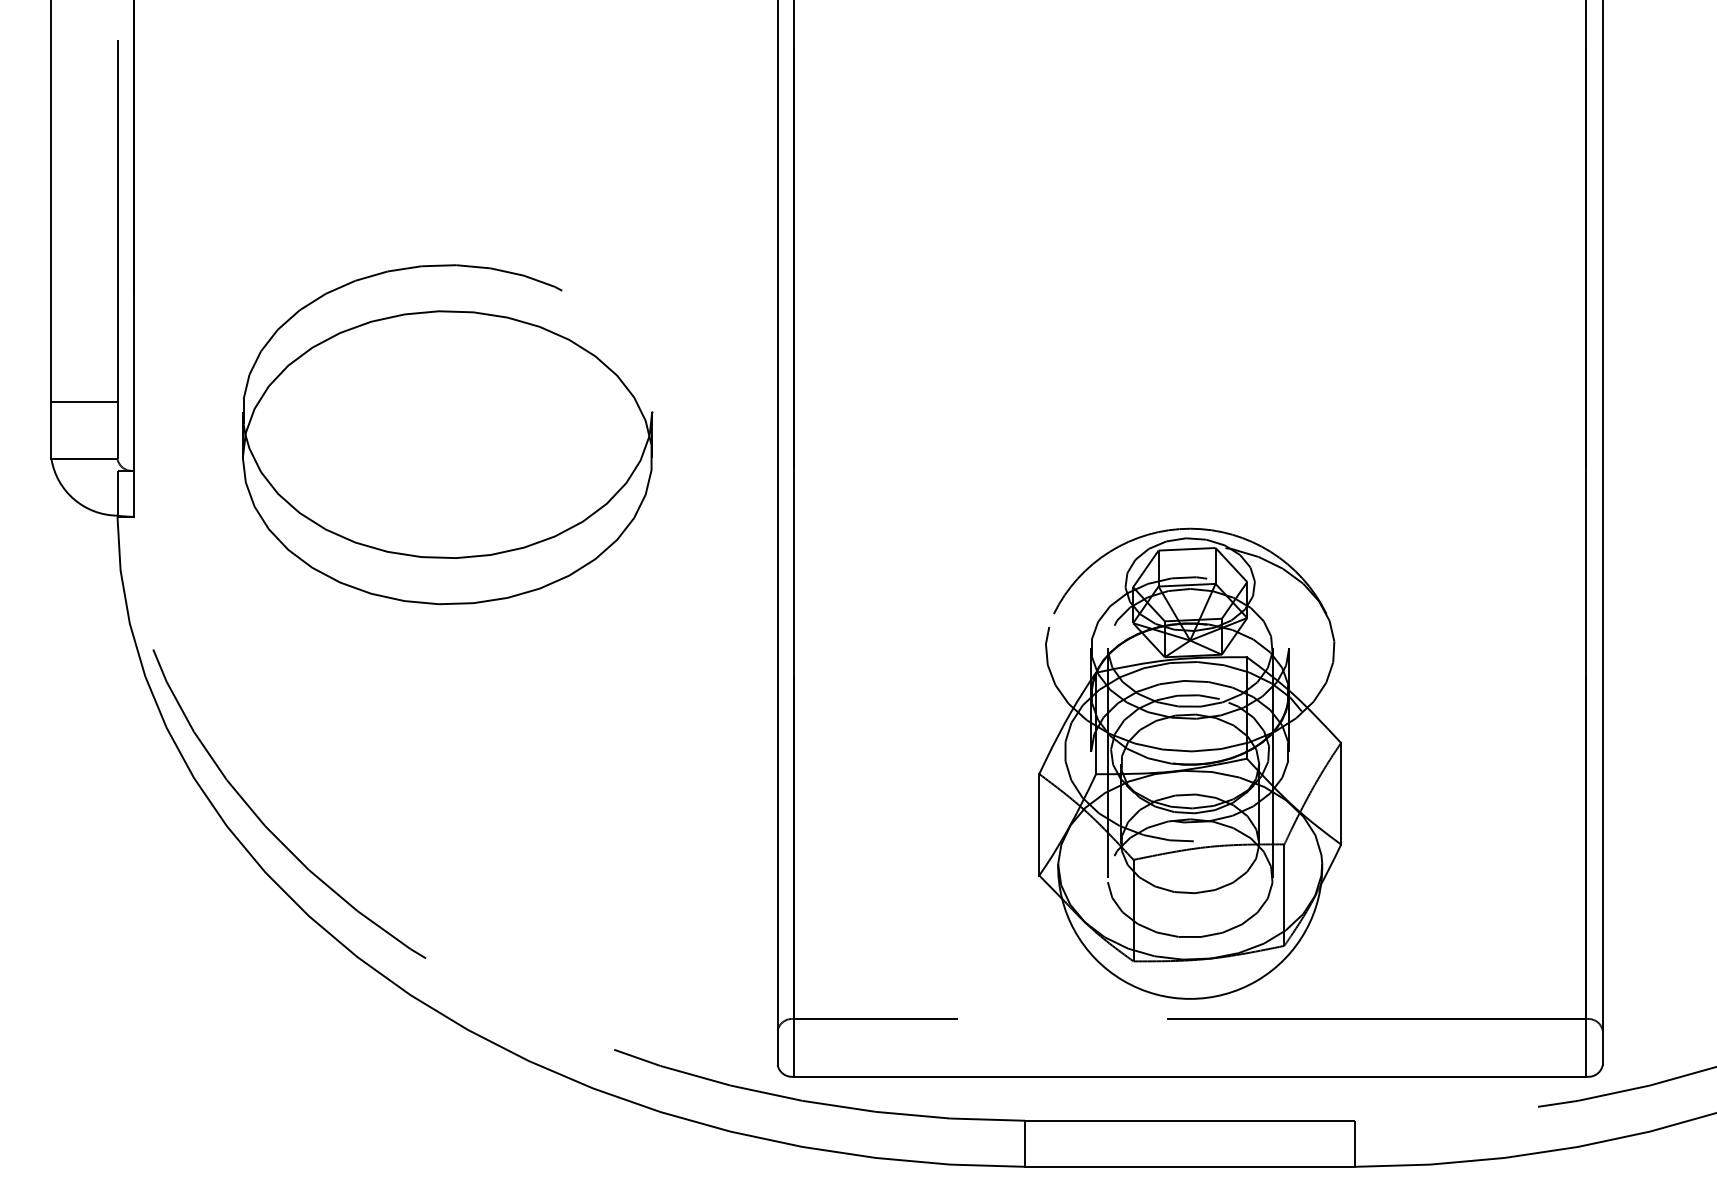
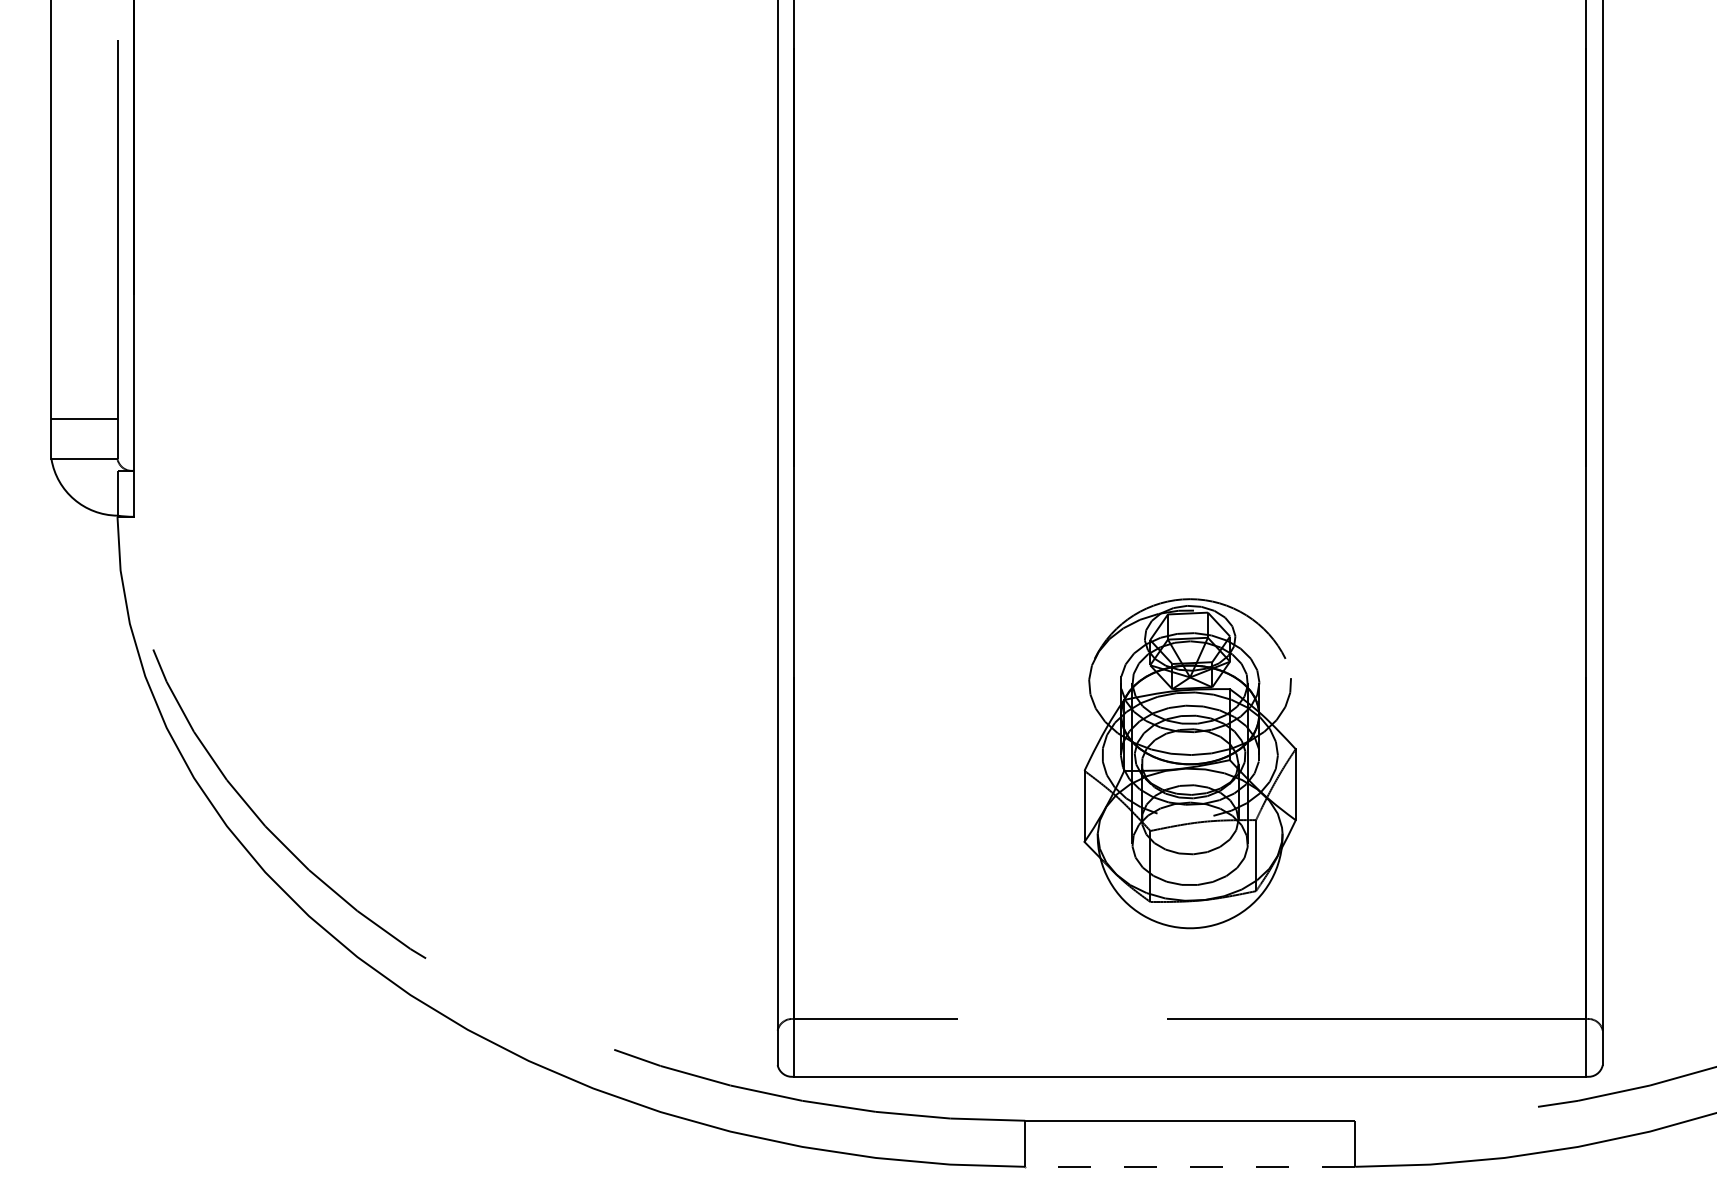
line position: (84, 401) -> (84, 418) (84, 418)
part: present -> none (447, 434)
part size: 304x473 px -> 214x332 px (1189, 763)
line: solid -> dashed (1189, 1166)
